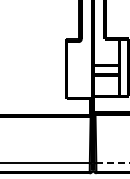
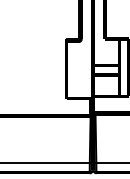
line: dashed -> solid (113, 163)
